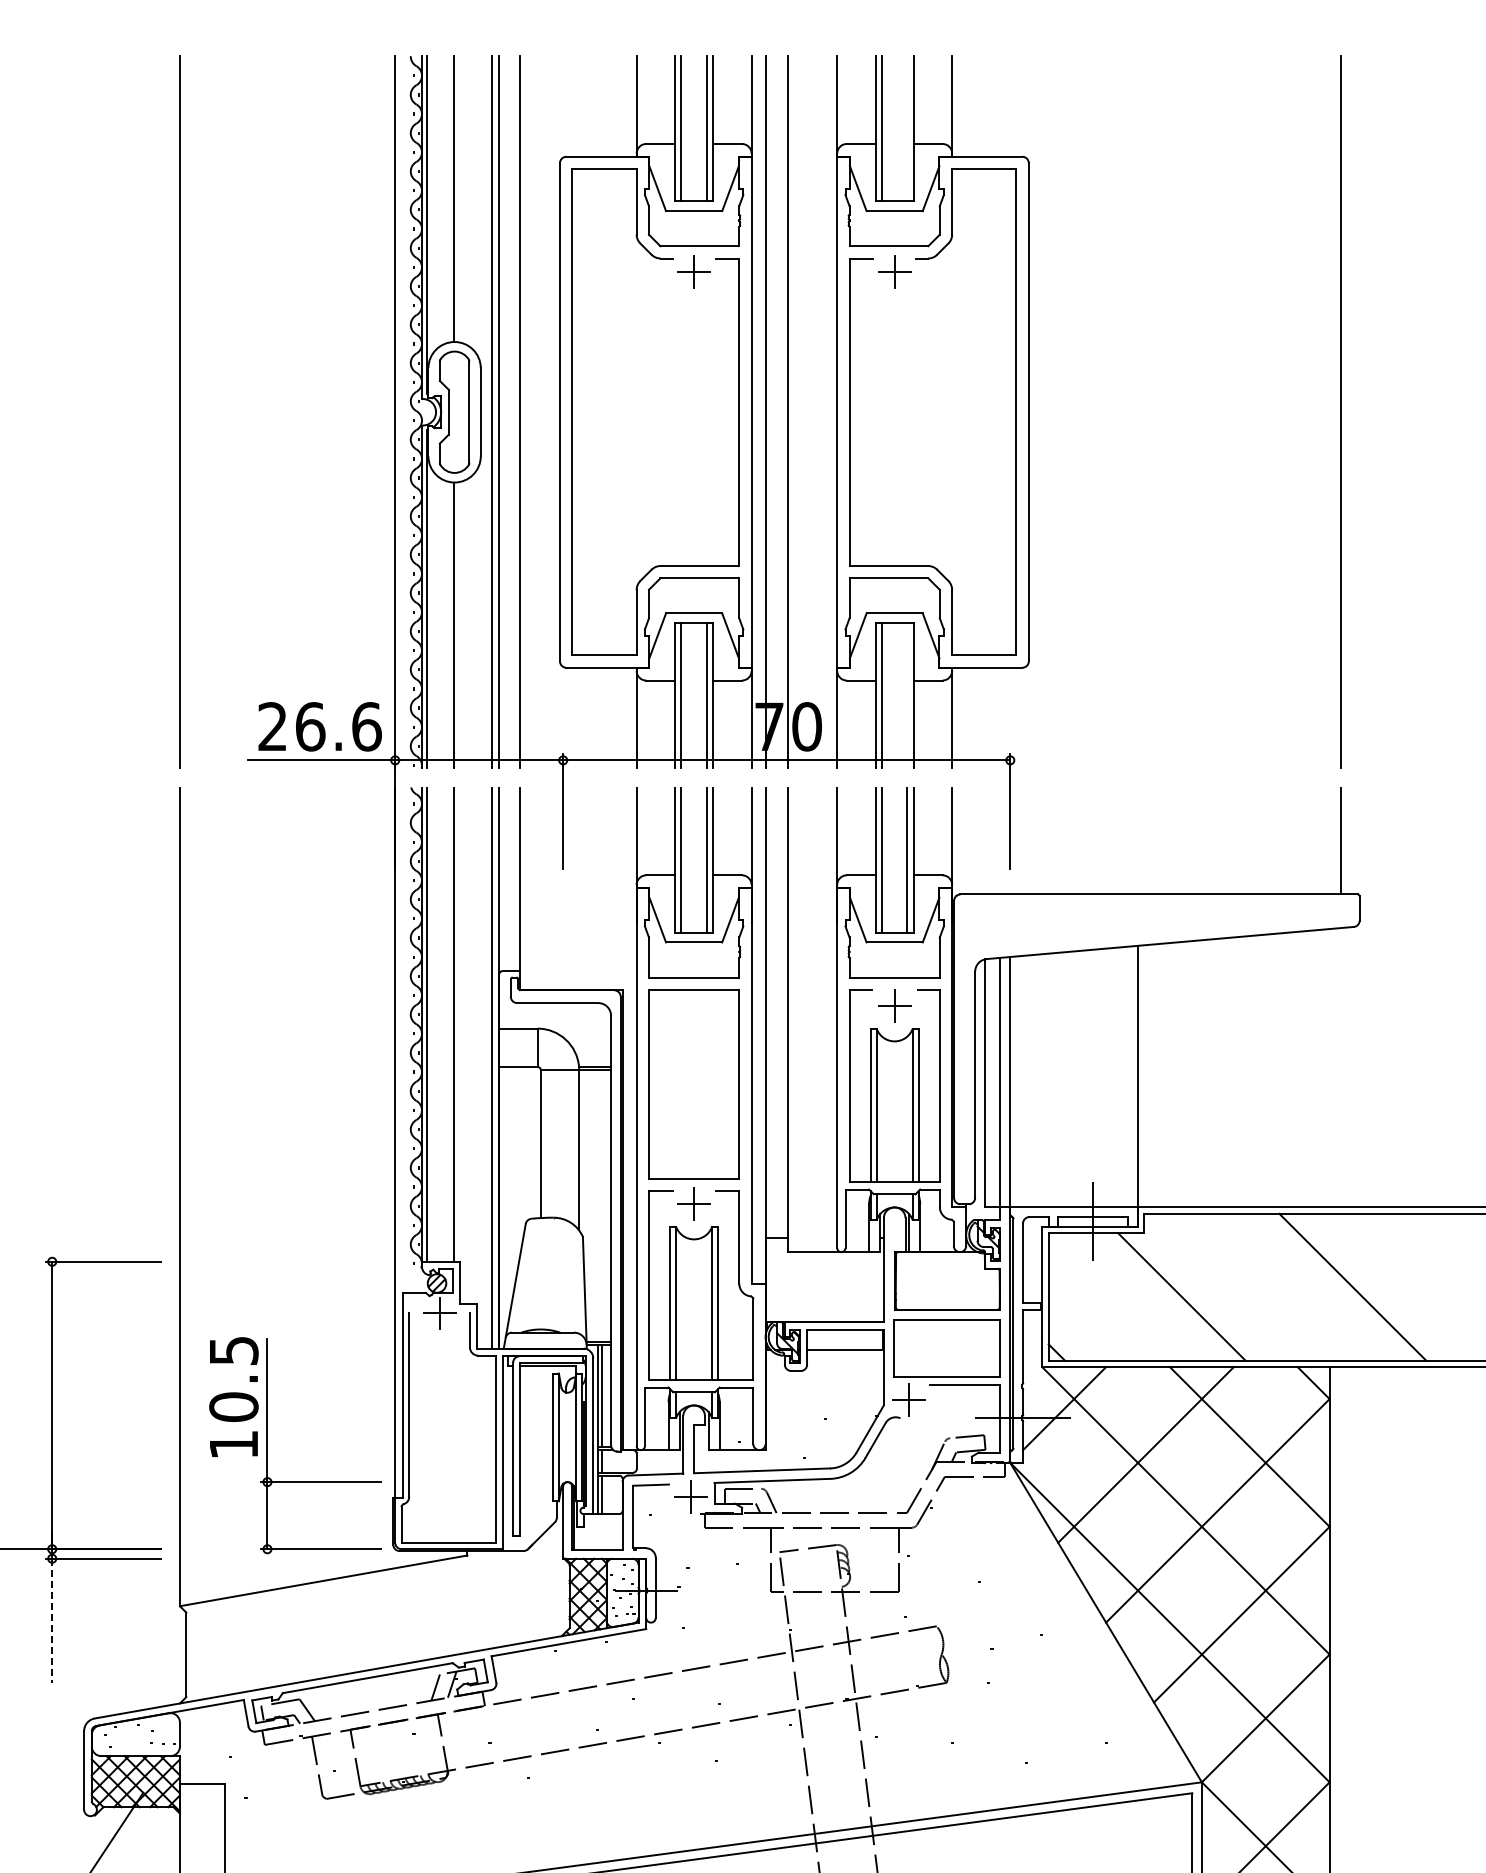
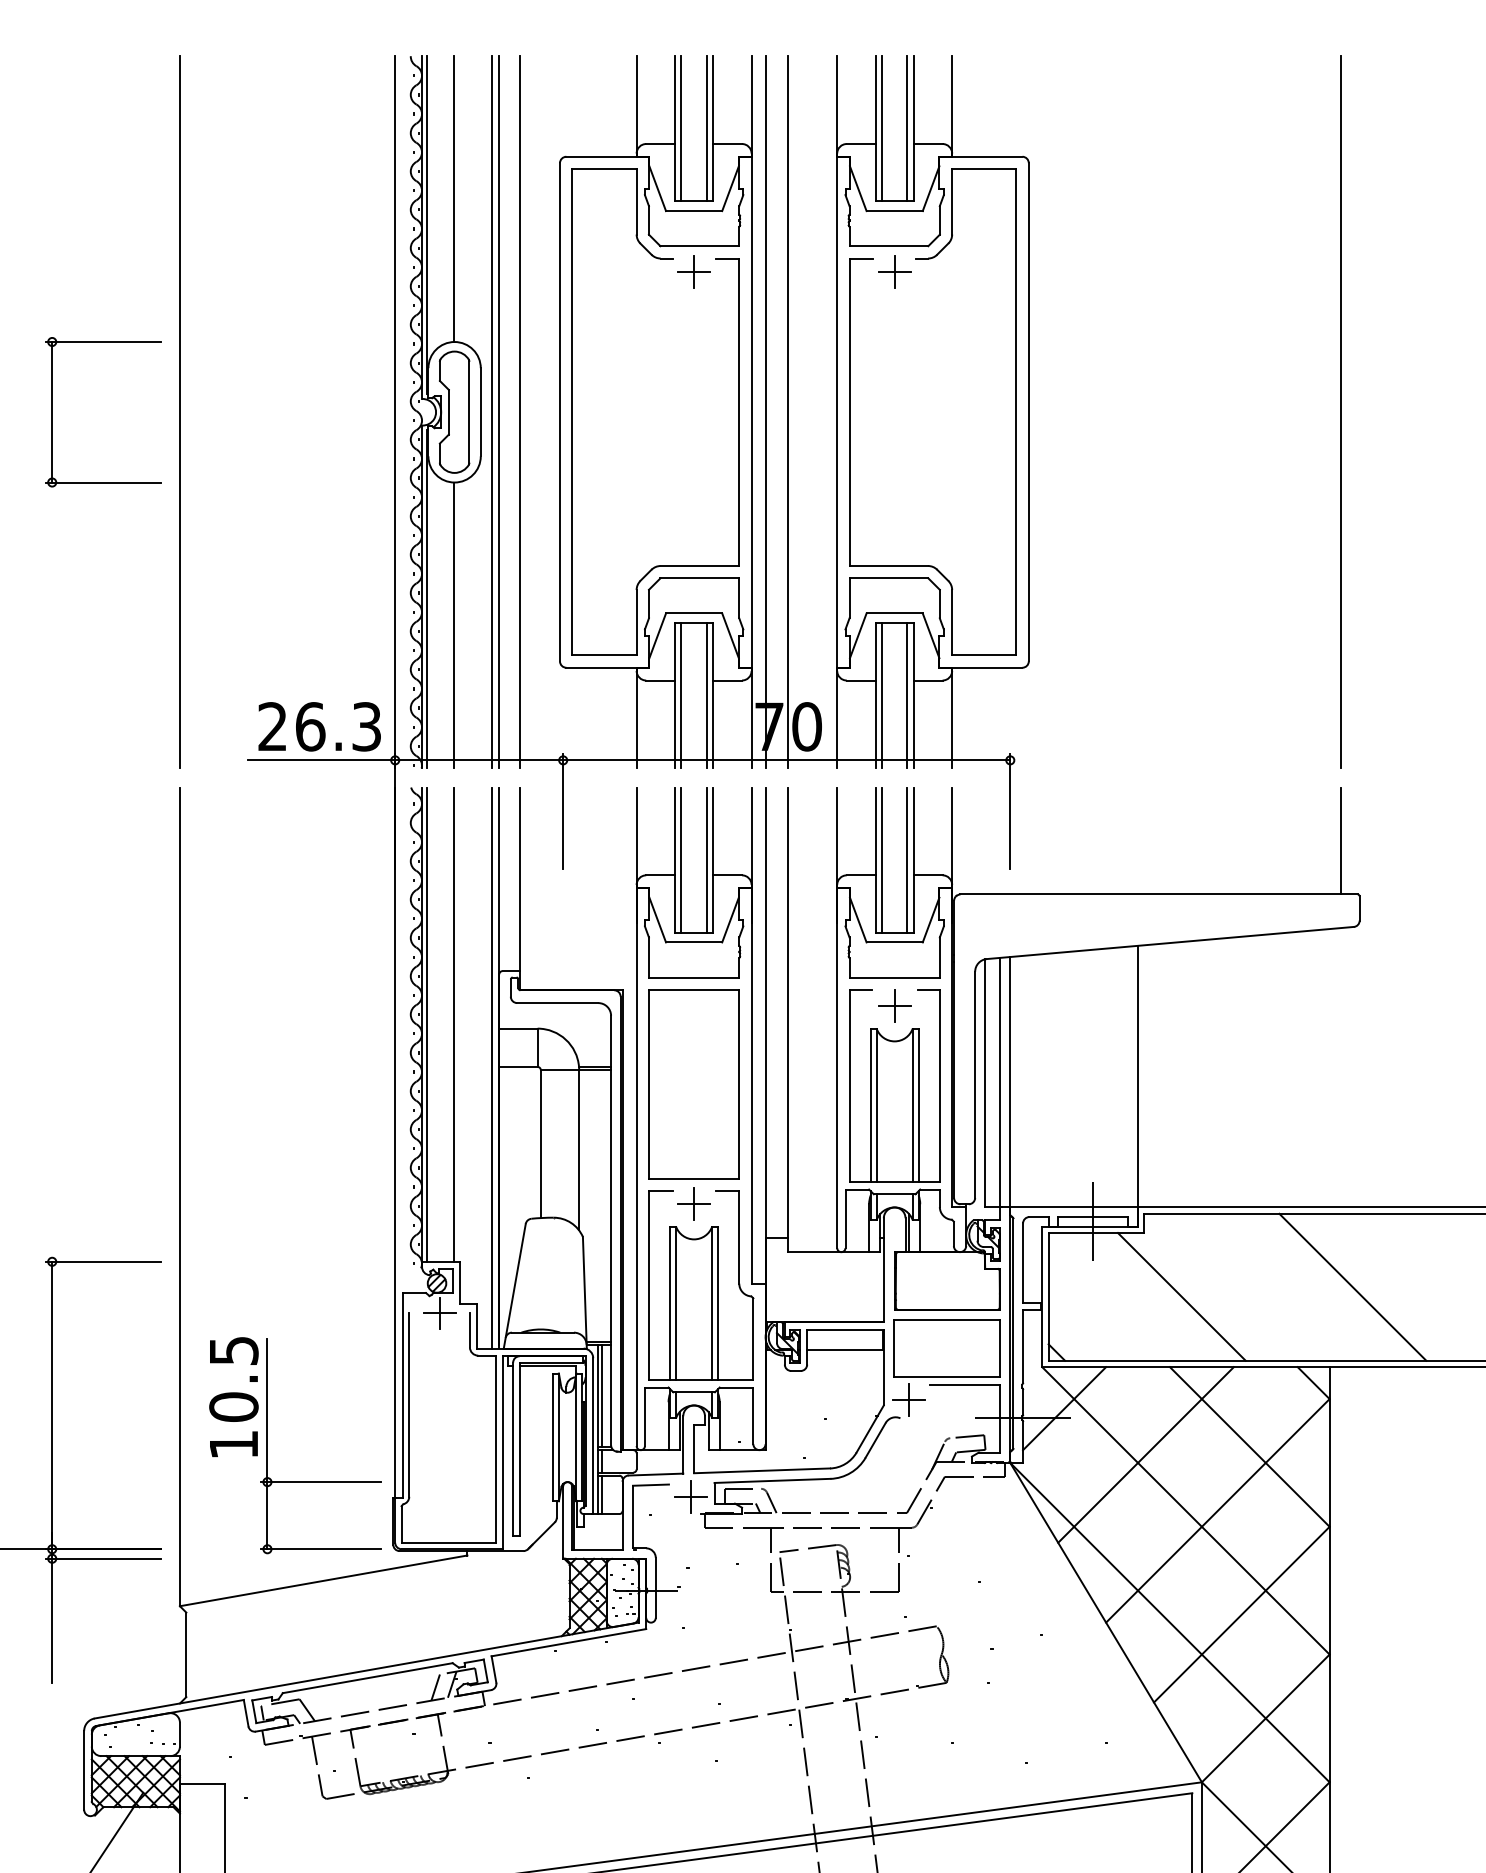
line: none -> present (907, 128)
part: none -> present (52, 412)
line: none -> present (907, 695)
text: 26.6 -> 26.3 (366, 726)
line: dashed -> solid (52, 1621)
